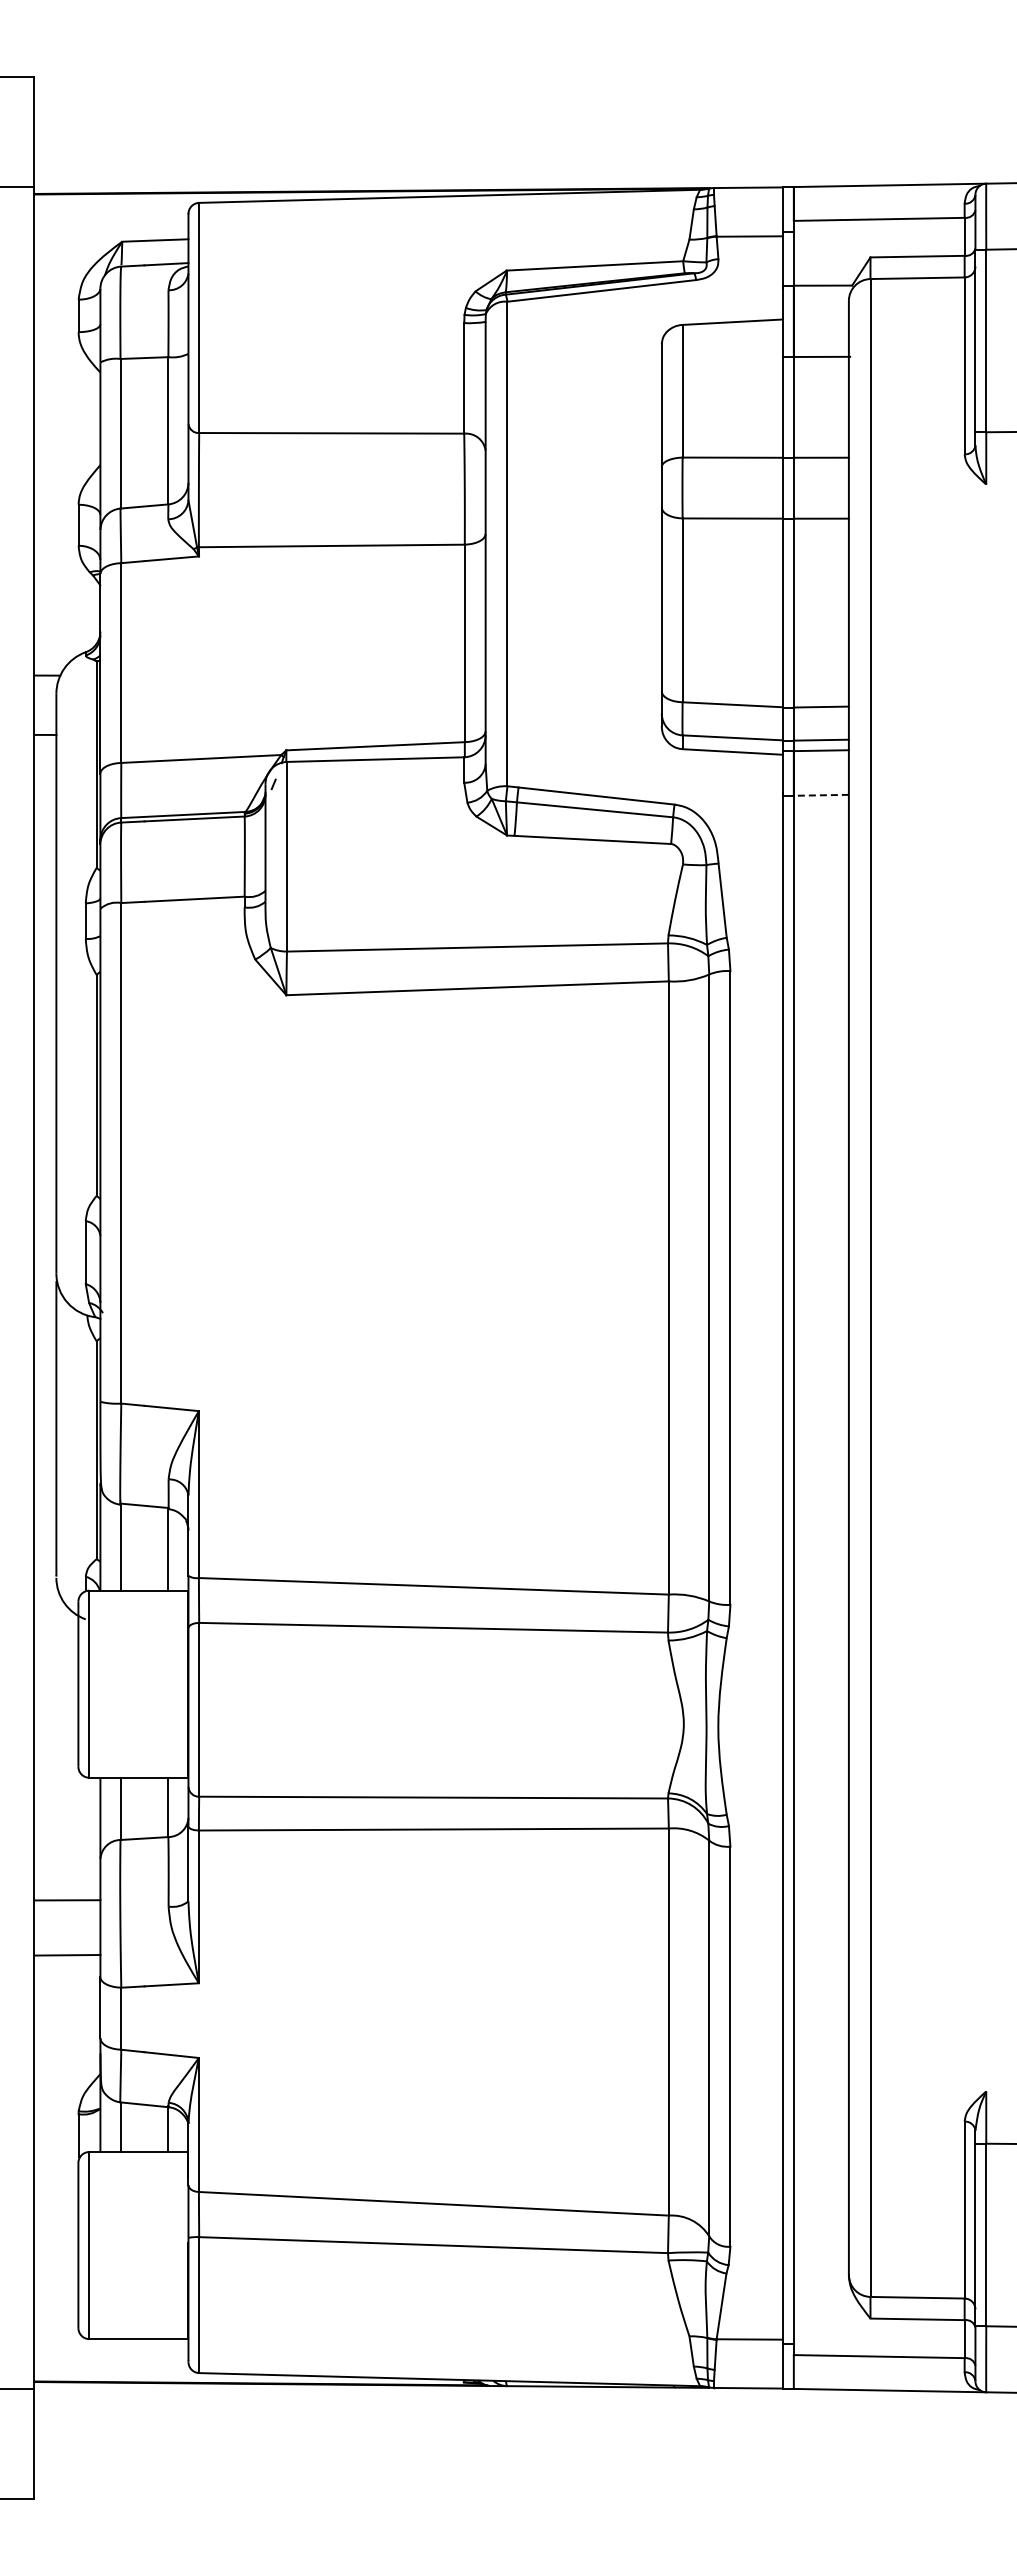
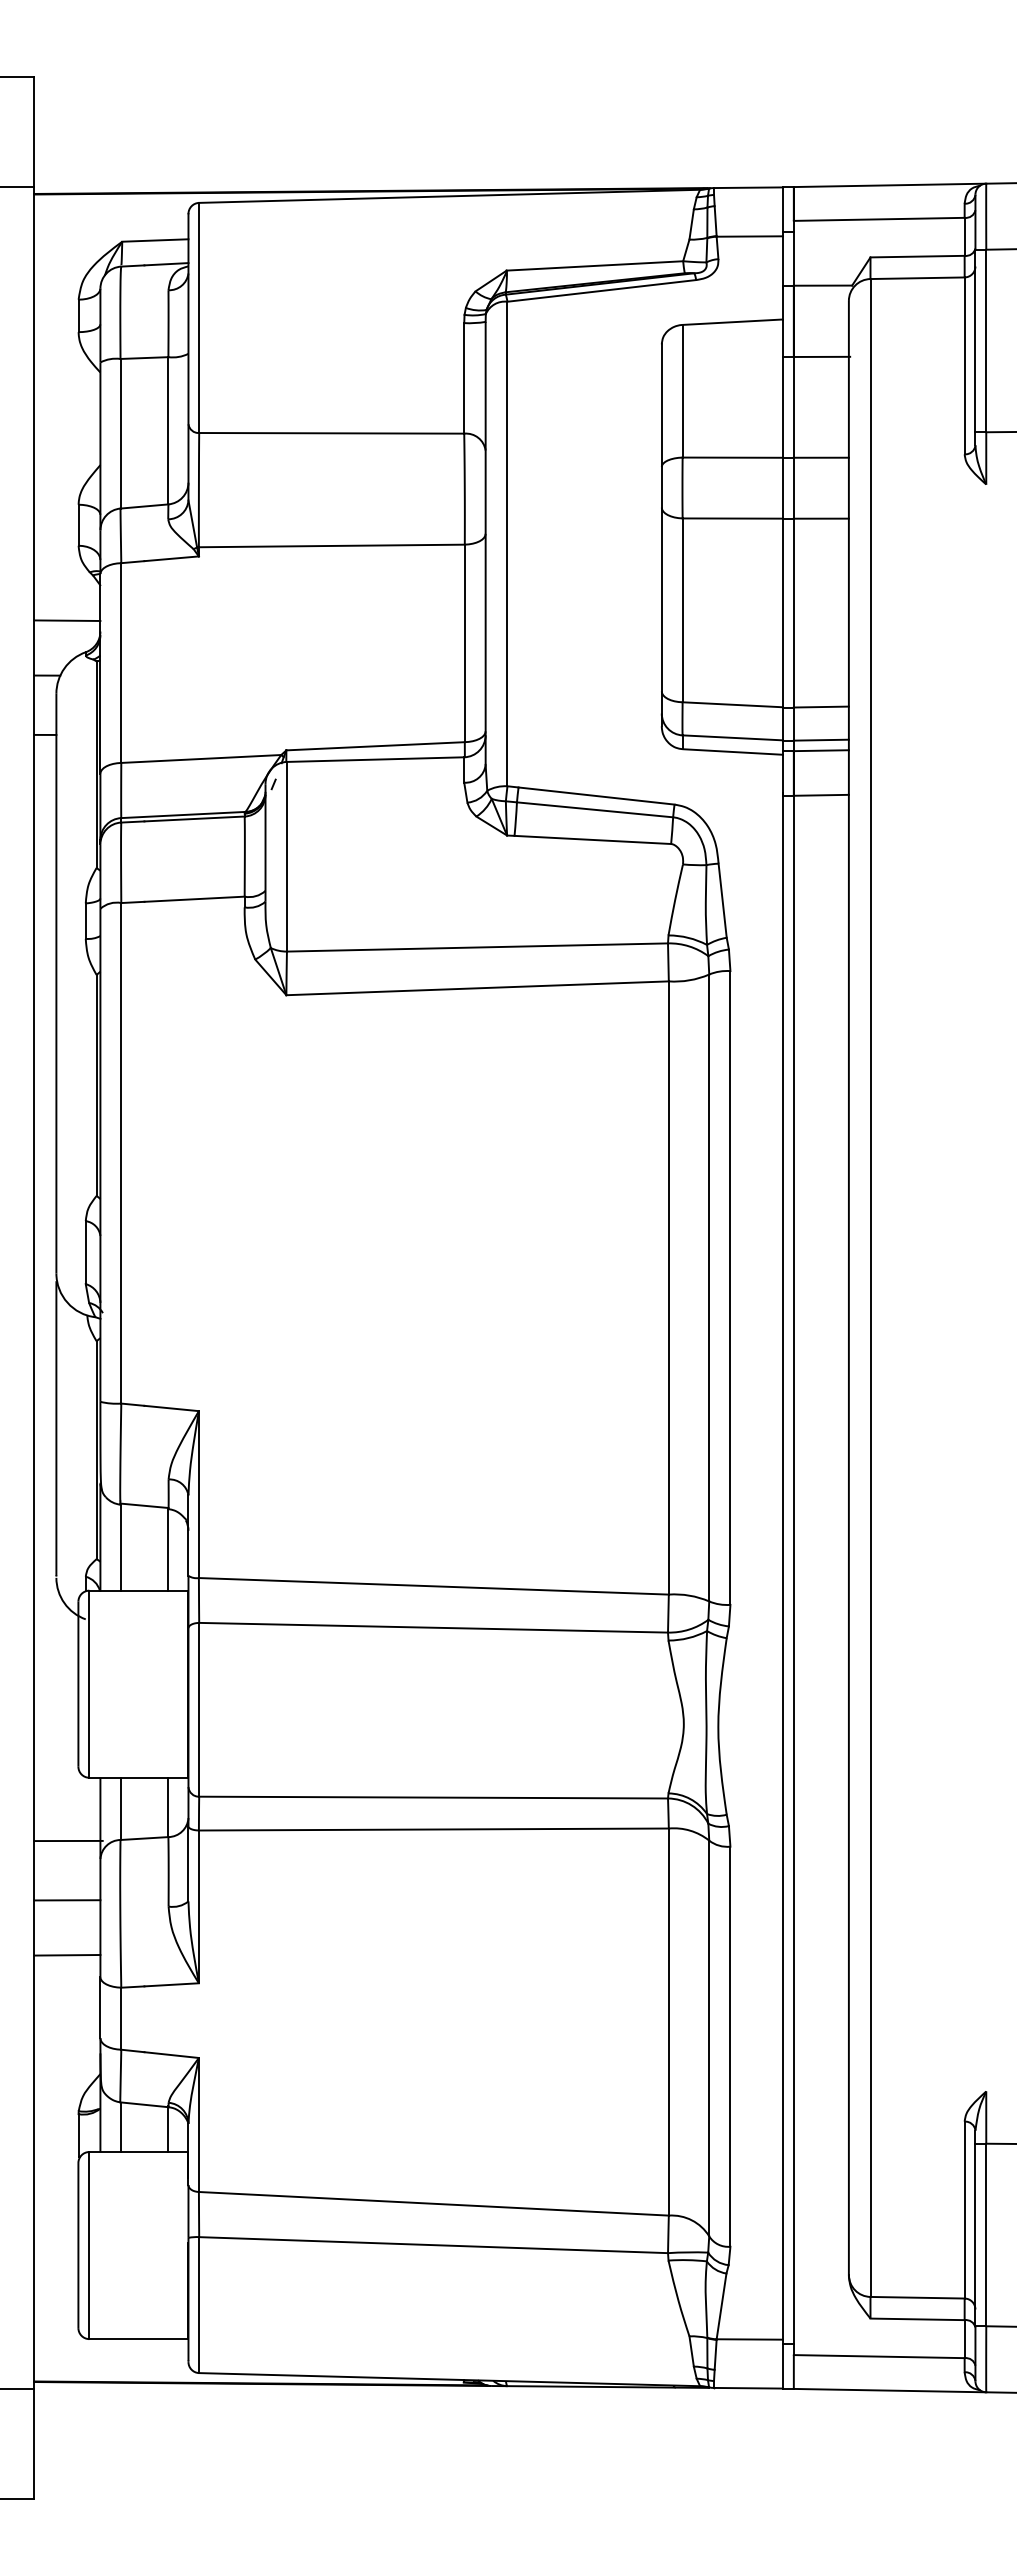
line: none -> present (67, 620)
line: dashed -> solid (821, 795)
line: none -> present (68, 1840)
